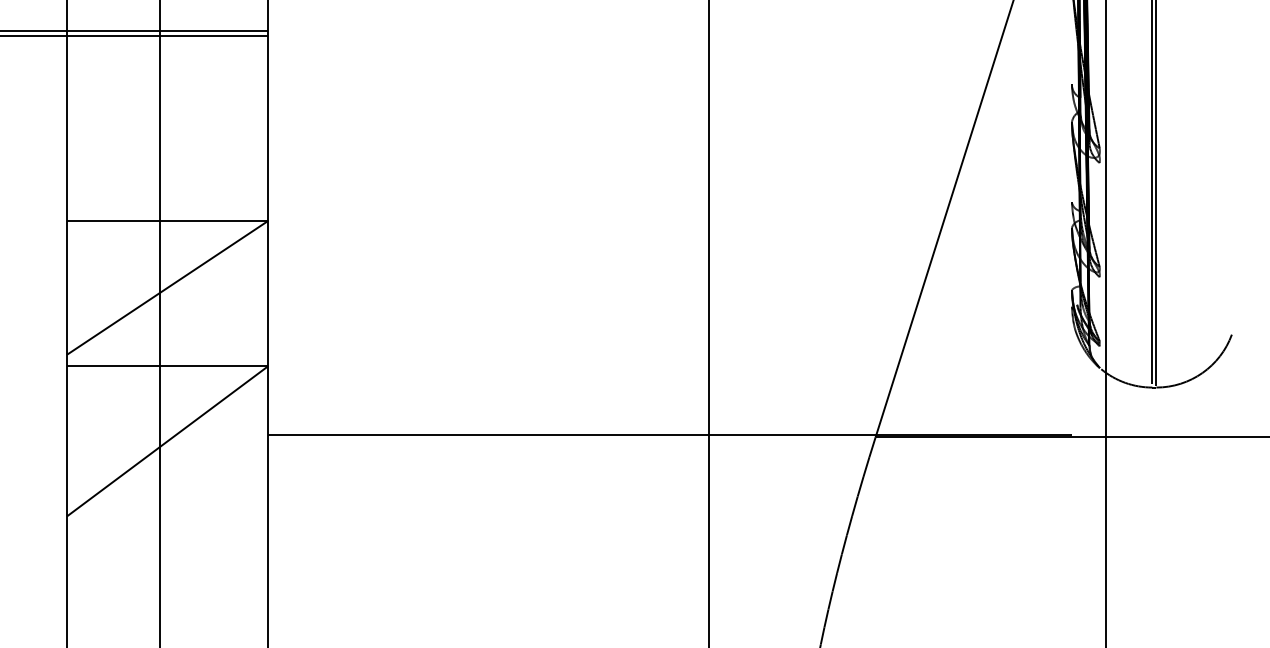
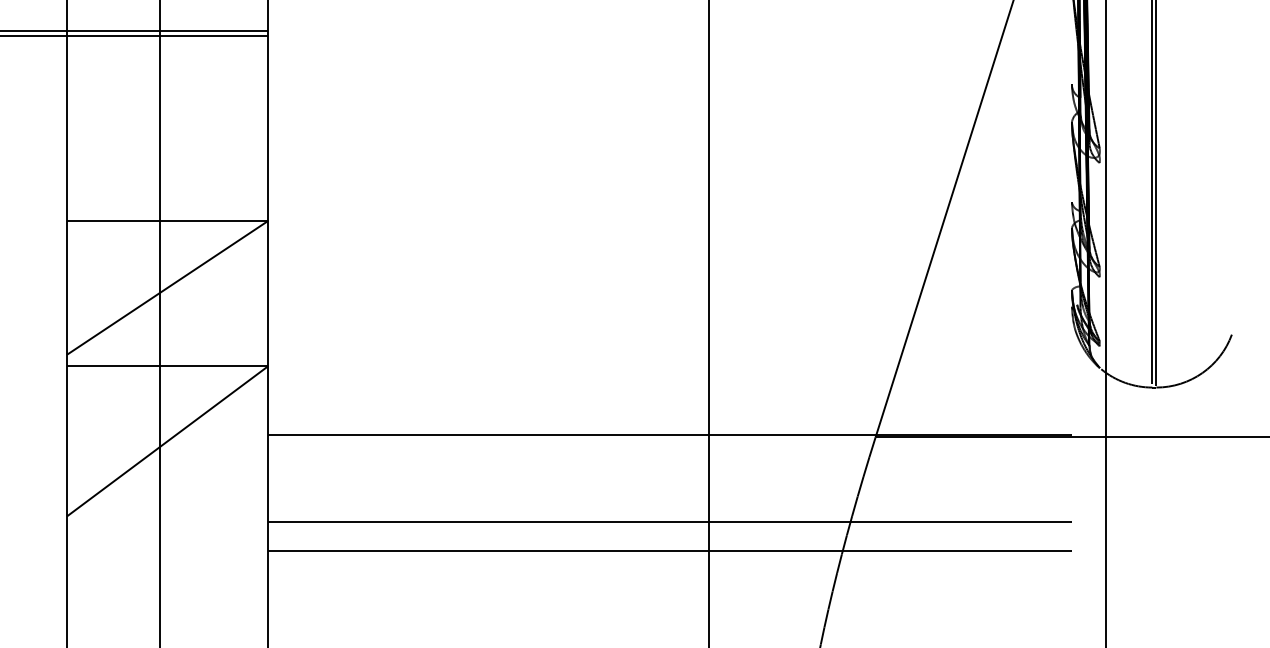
line: none -> present (669, 521)
line: none -> present (669, 551)
